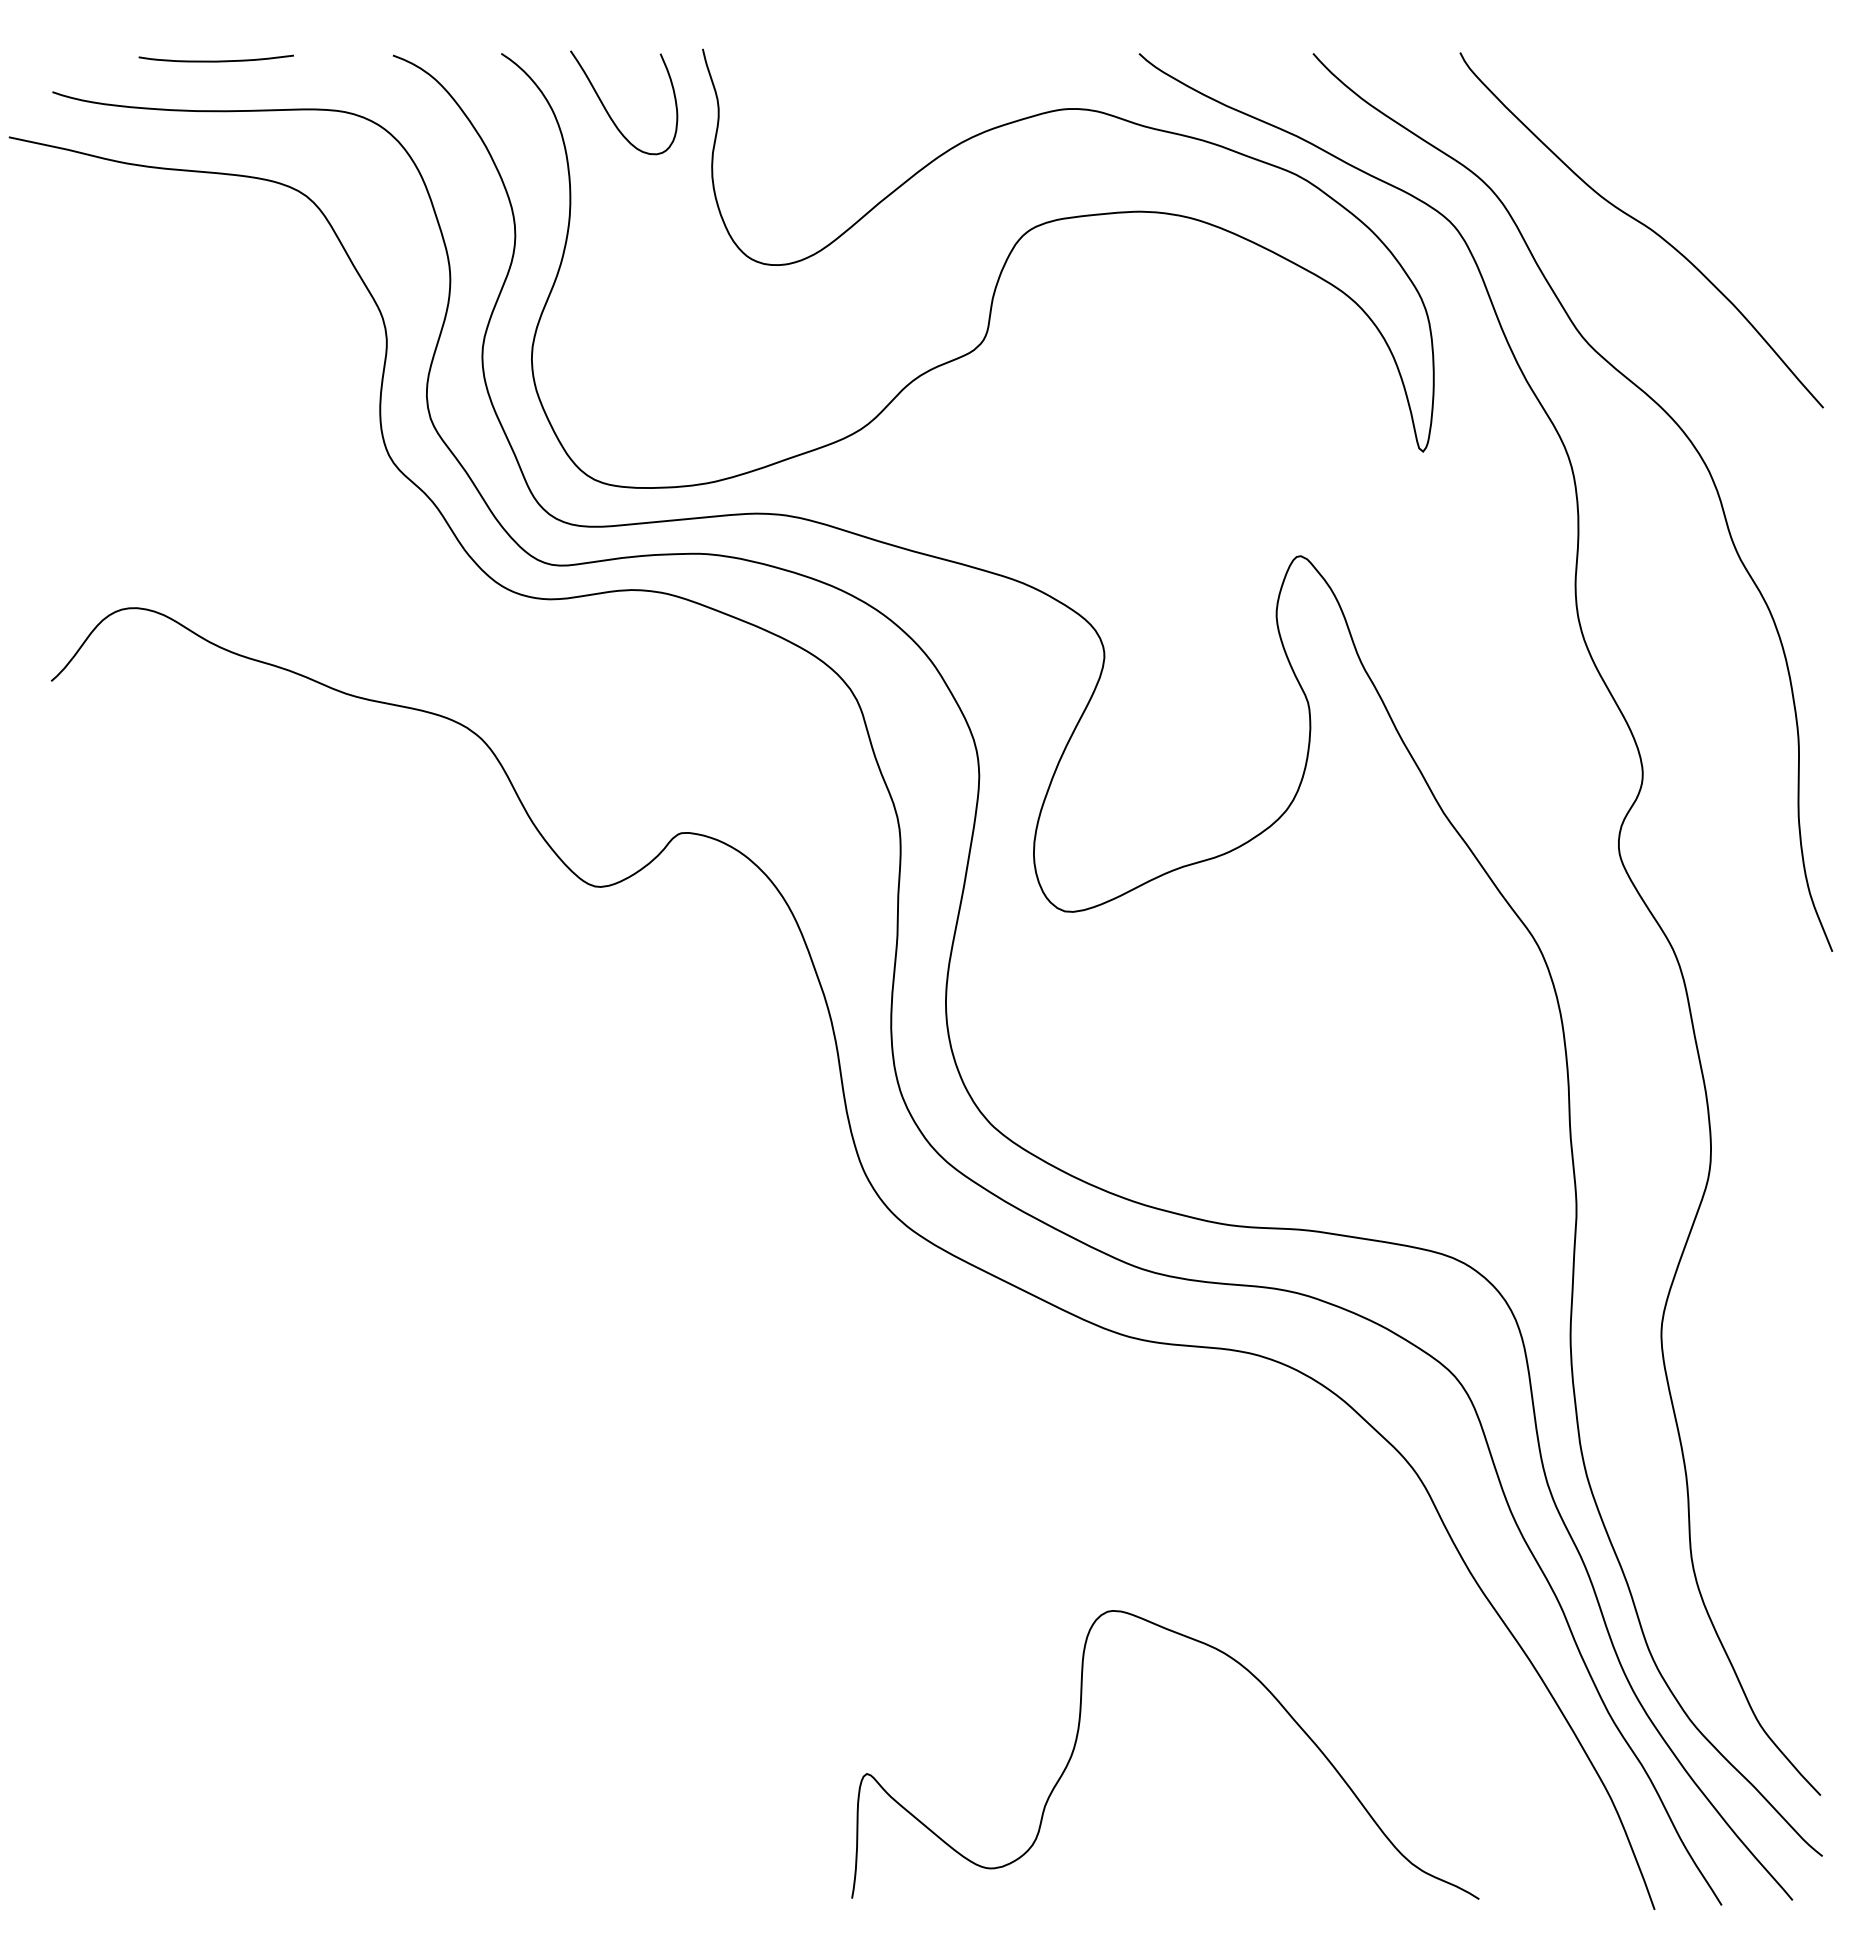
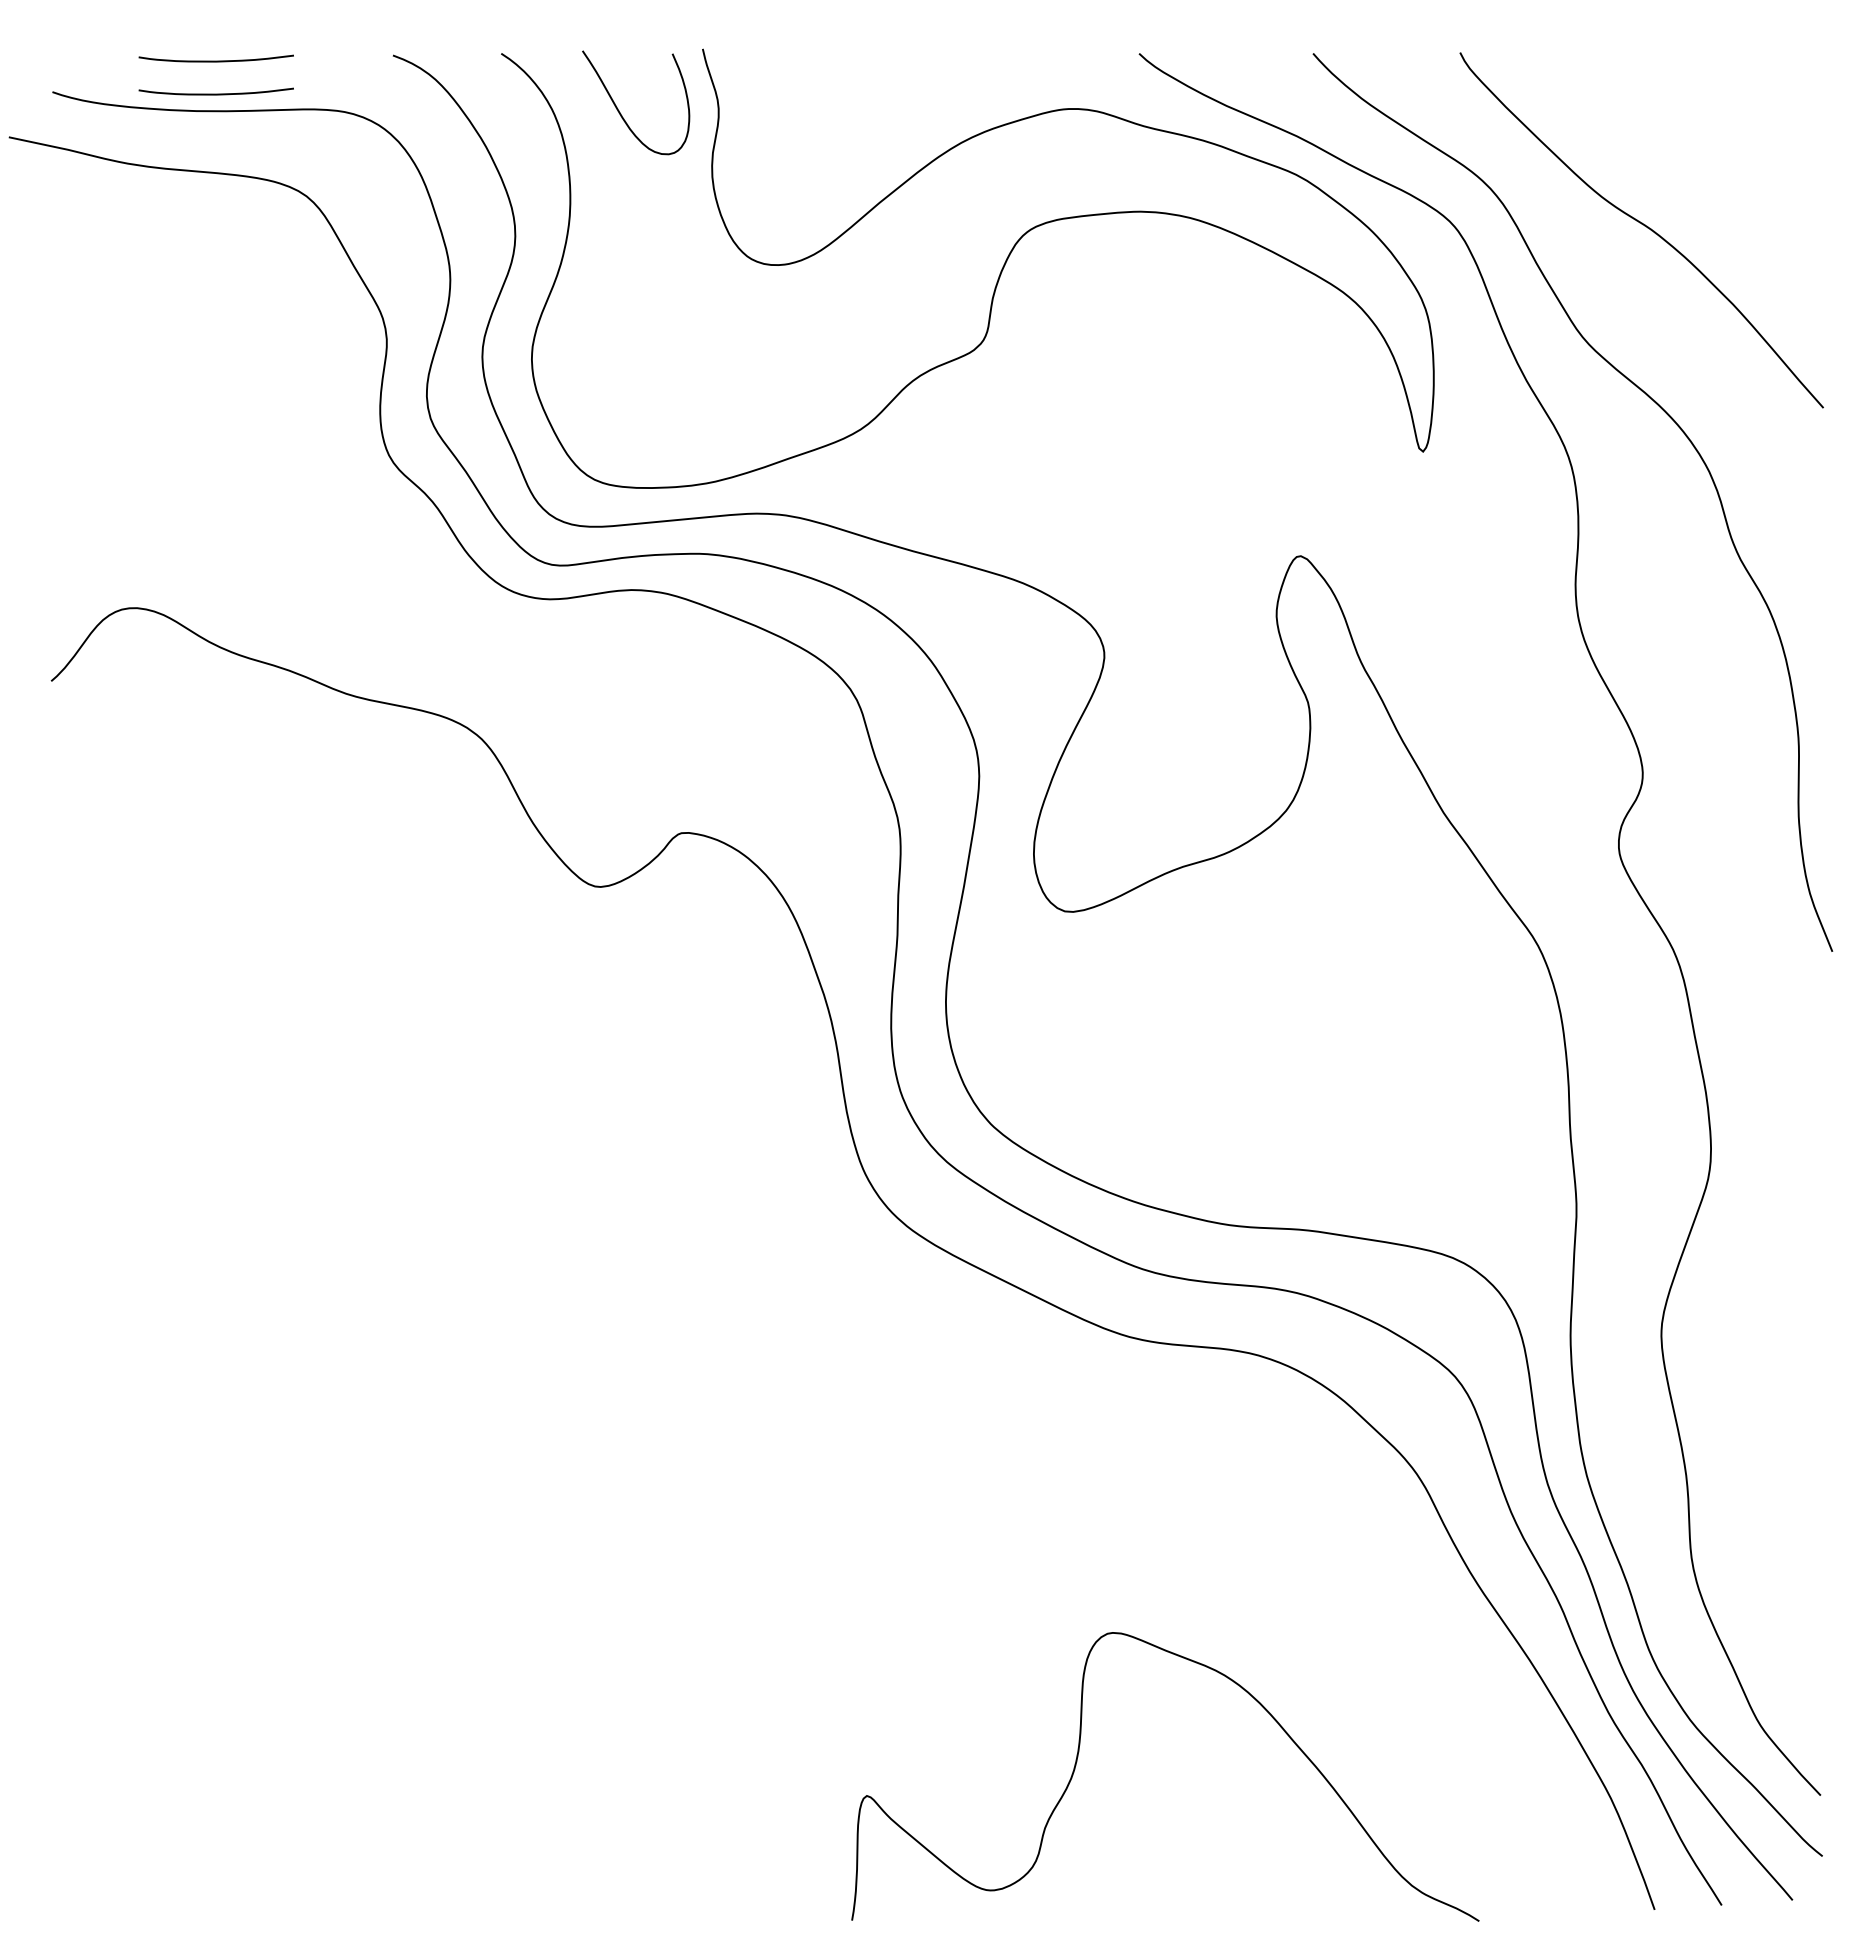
curve: none -> present (215, 93)
curve position: (609, 113) -> (621, 113) (621, 113)
curve position: (1078, 1735) -> (1078, 1757) (1078, 1757)
